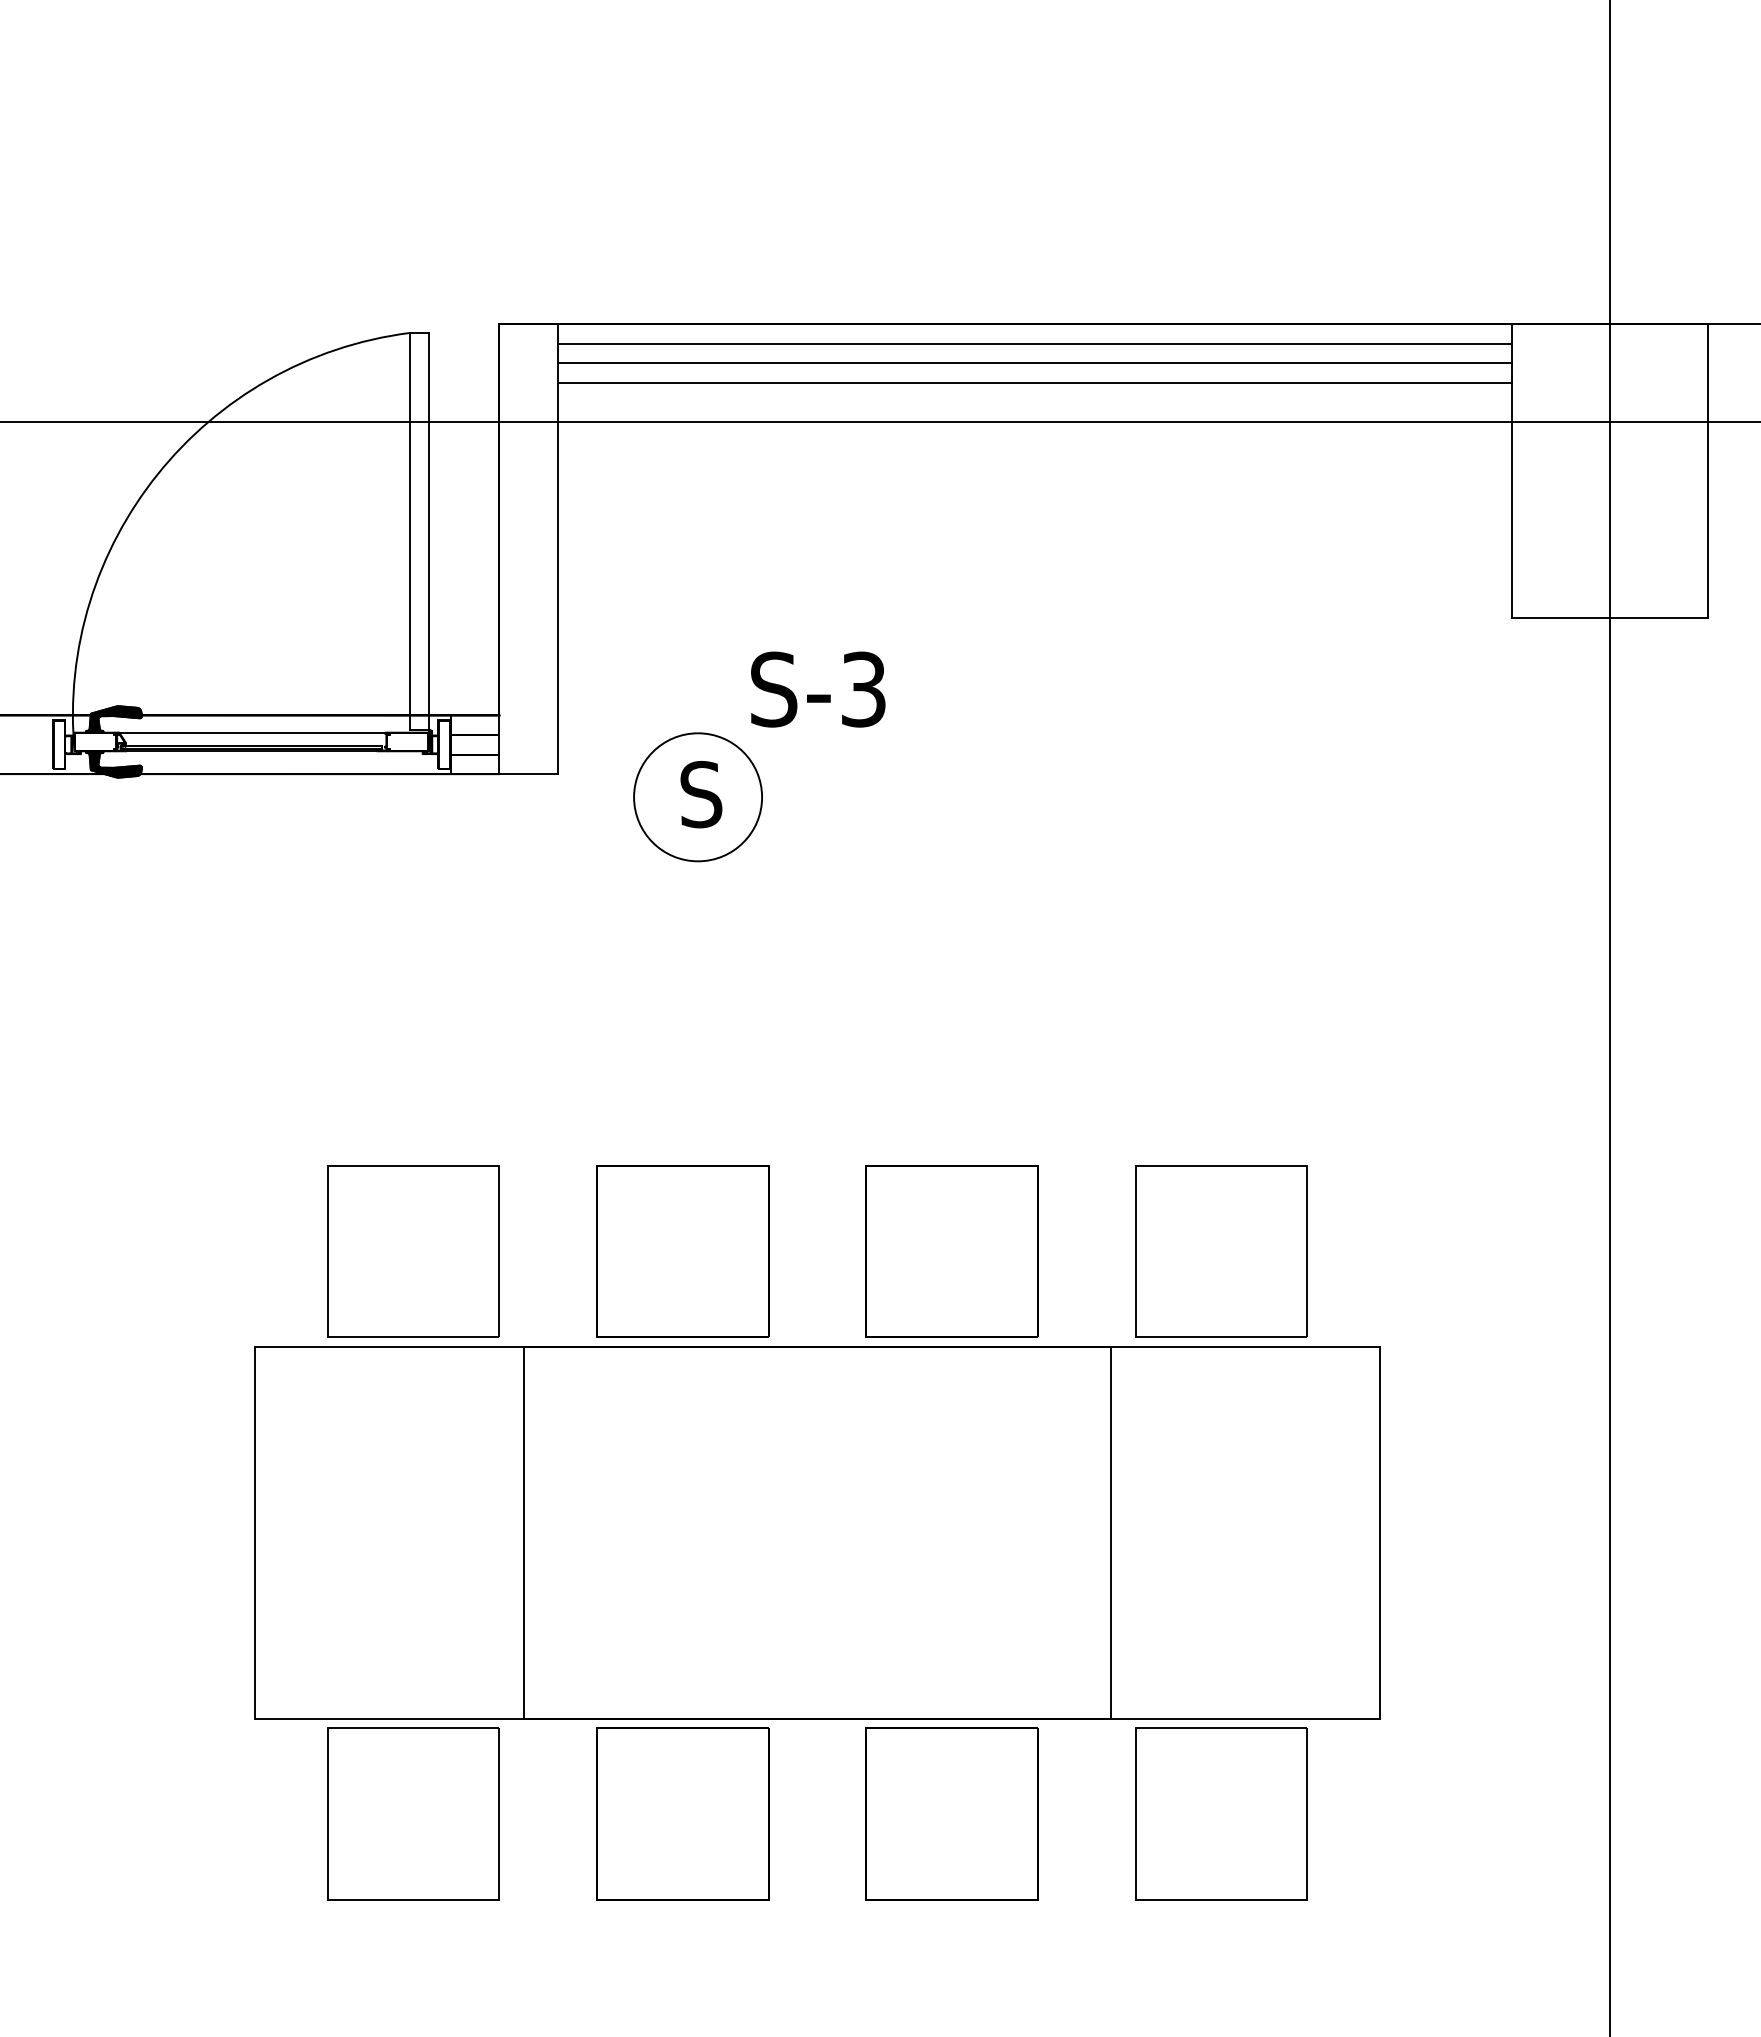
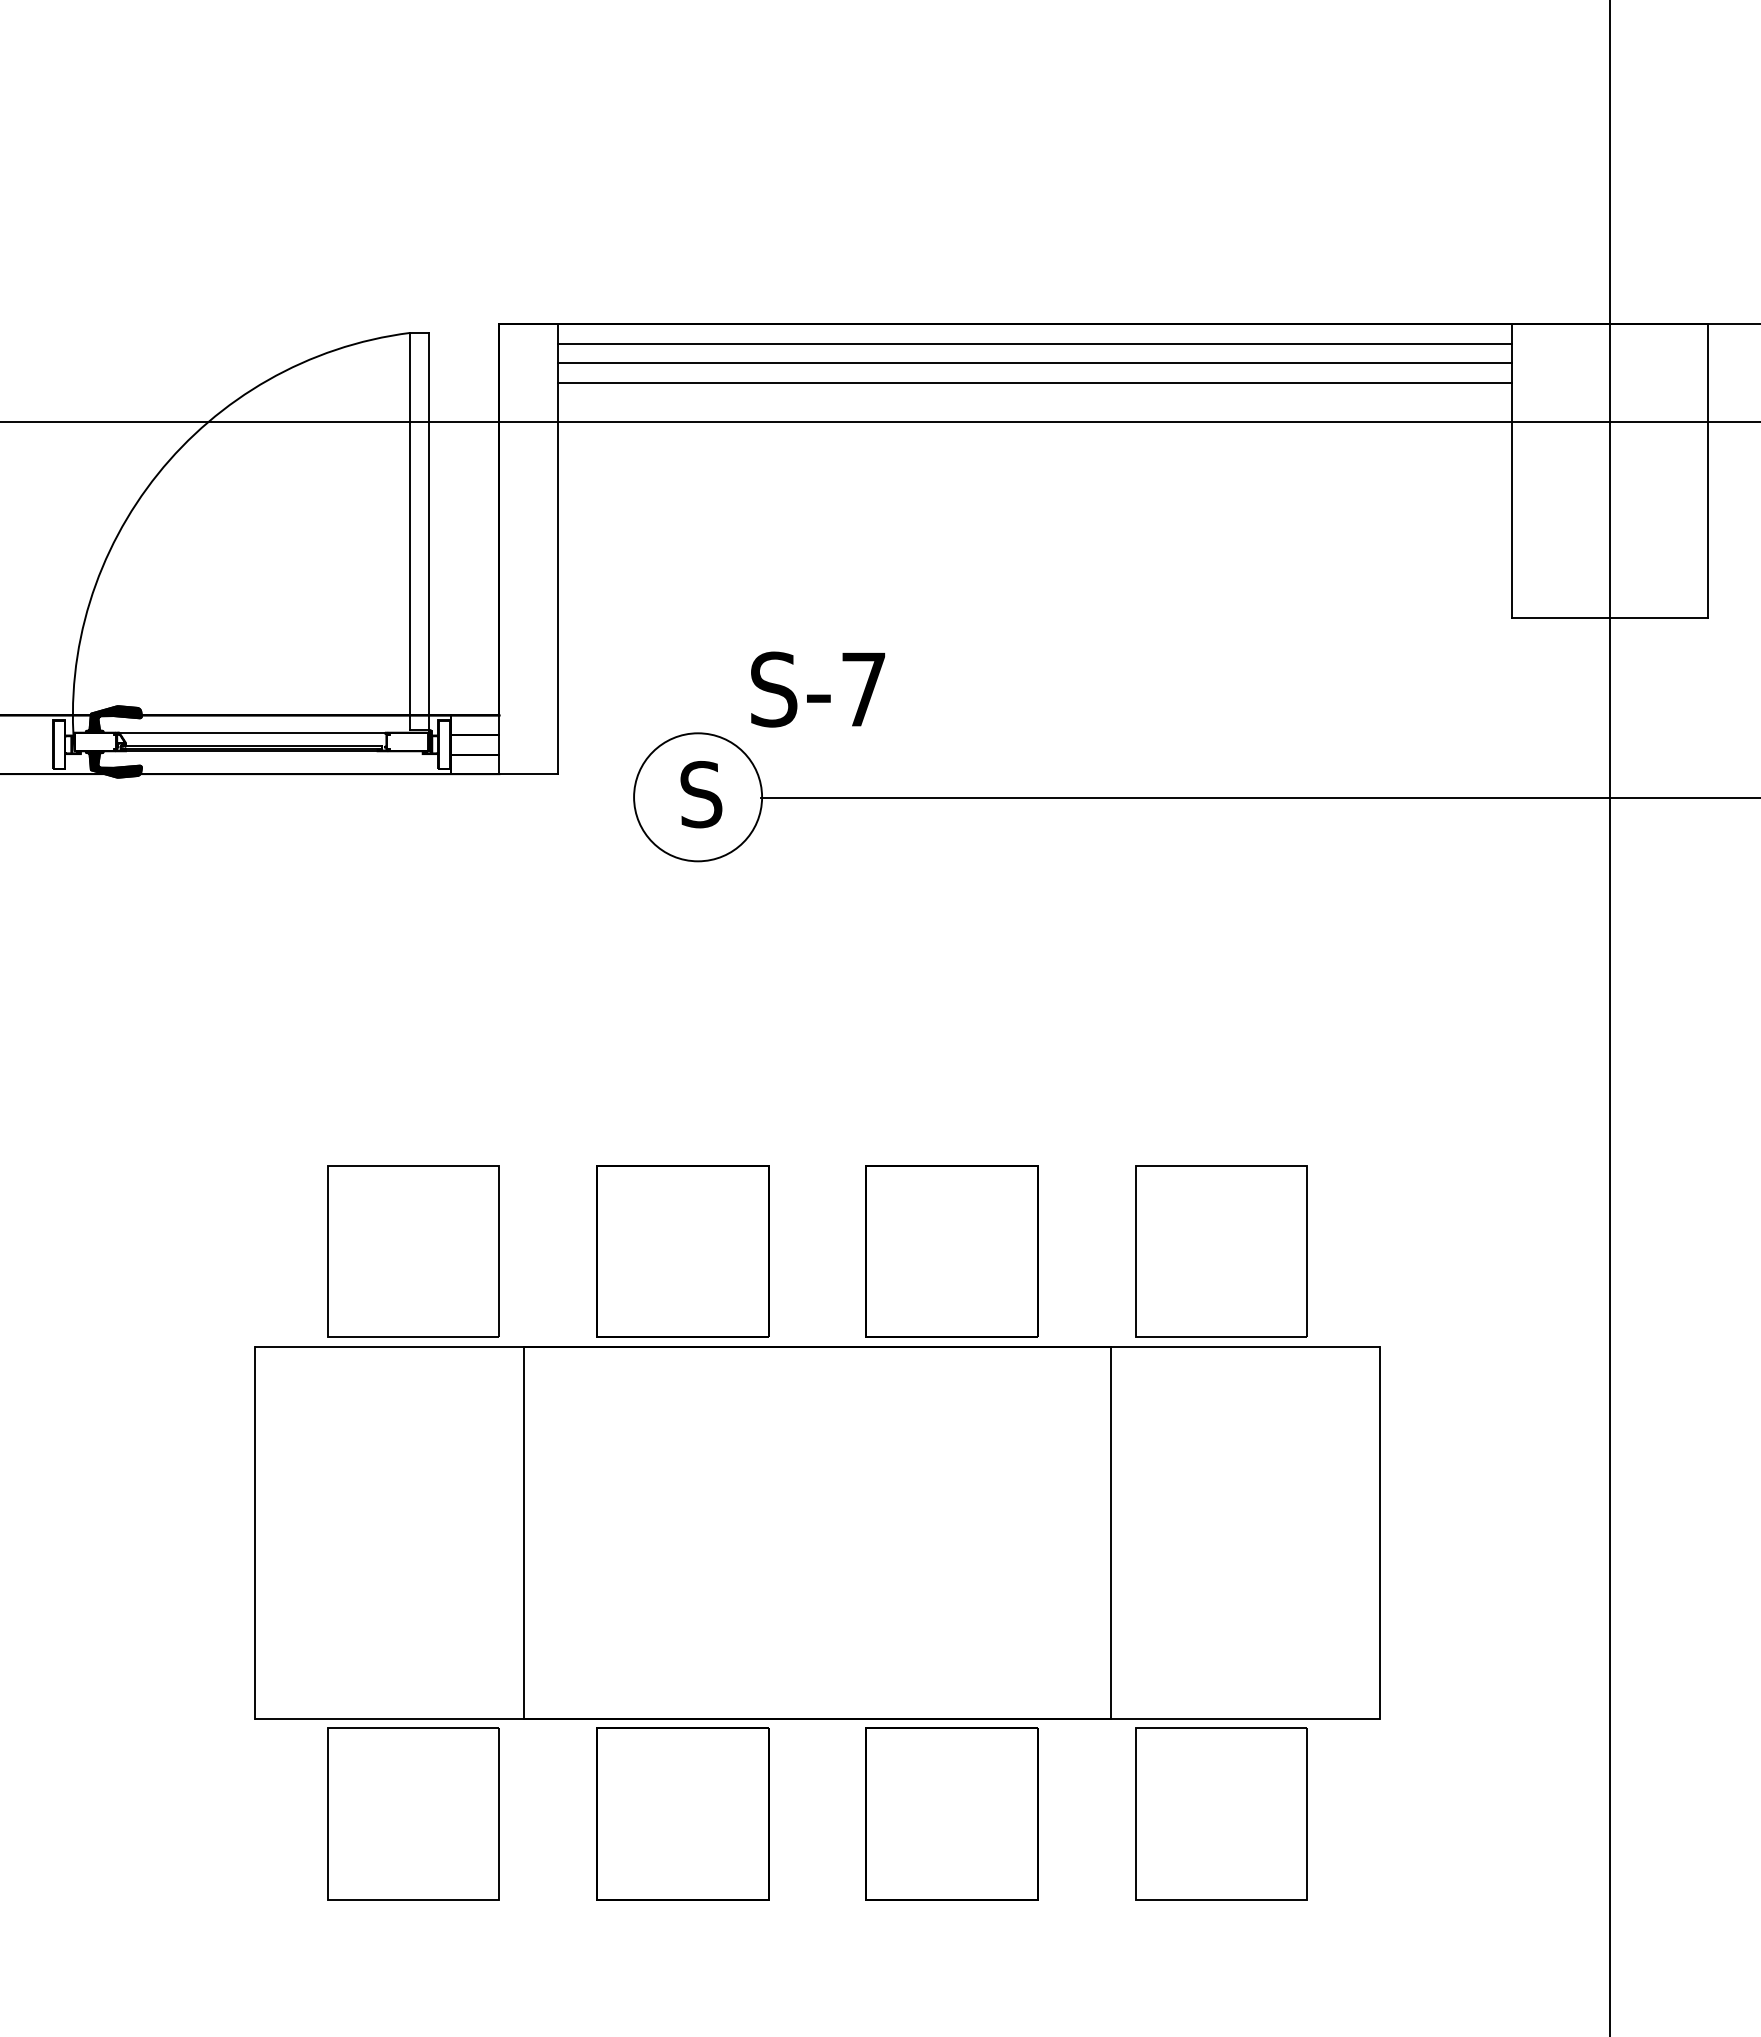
text: S-3 -> S-7 (863, 689)
line: none -> present (1258, 798)
